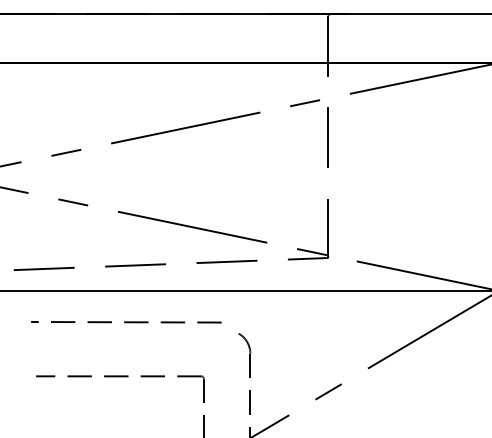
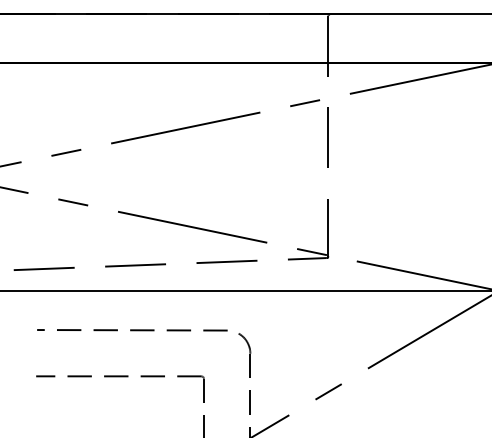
line position: (126, 322) -> (132, 330) (132, 330)
